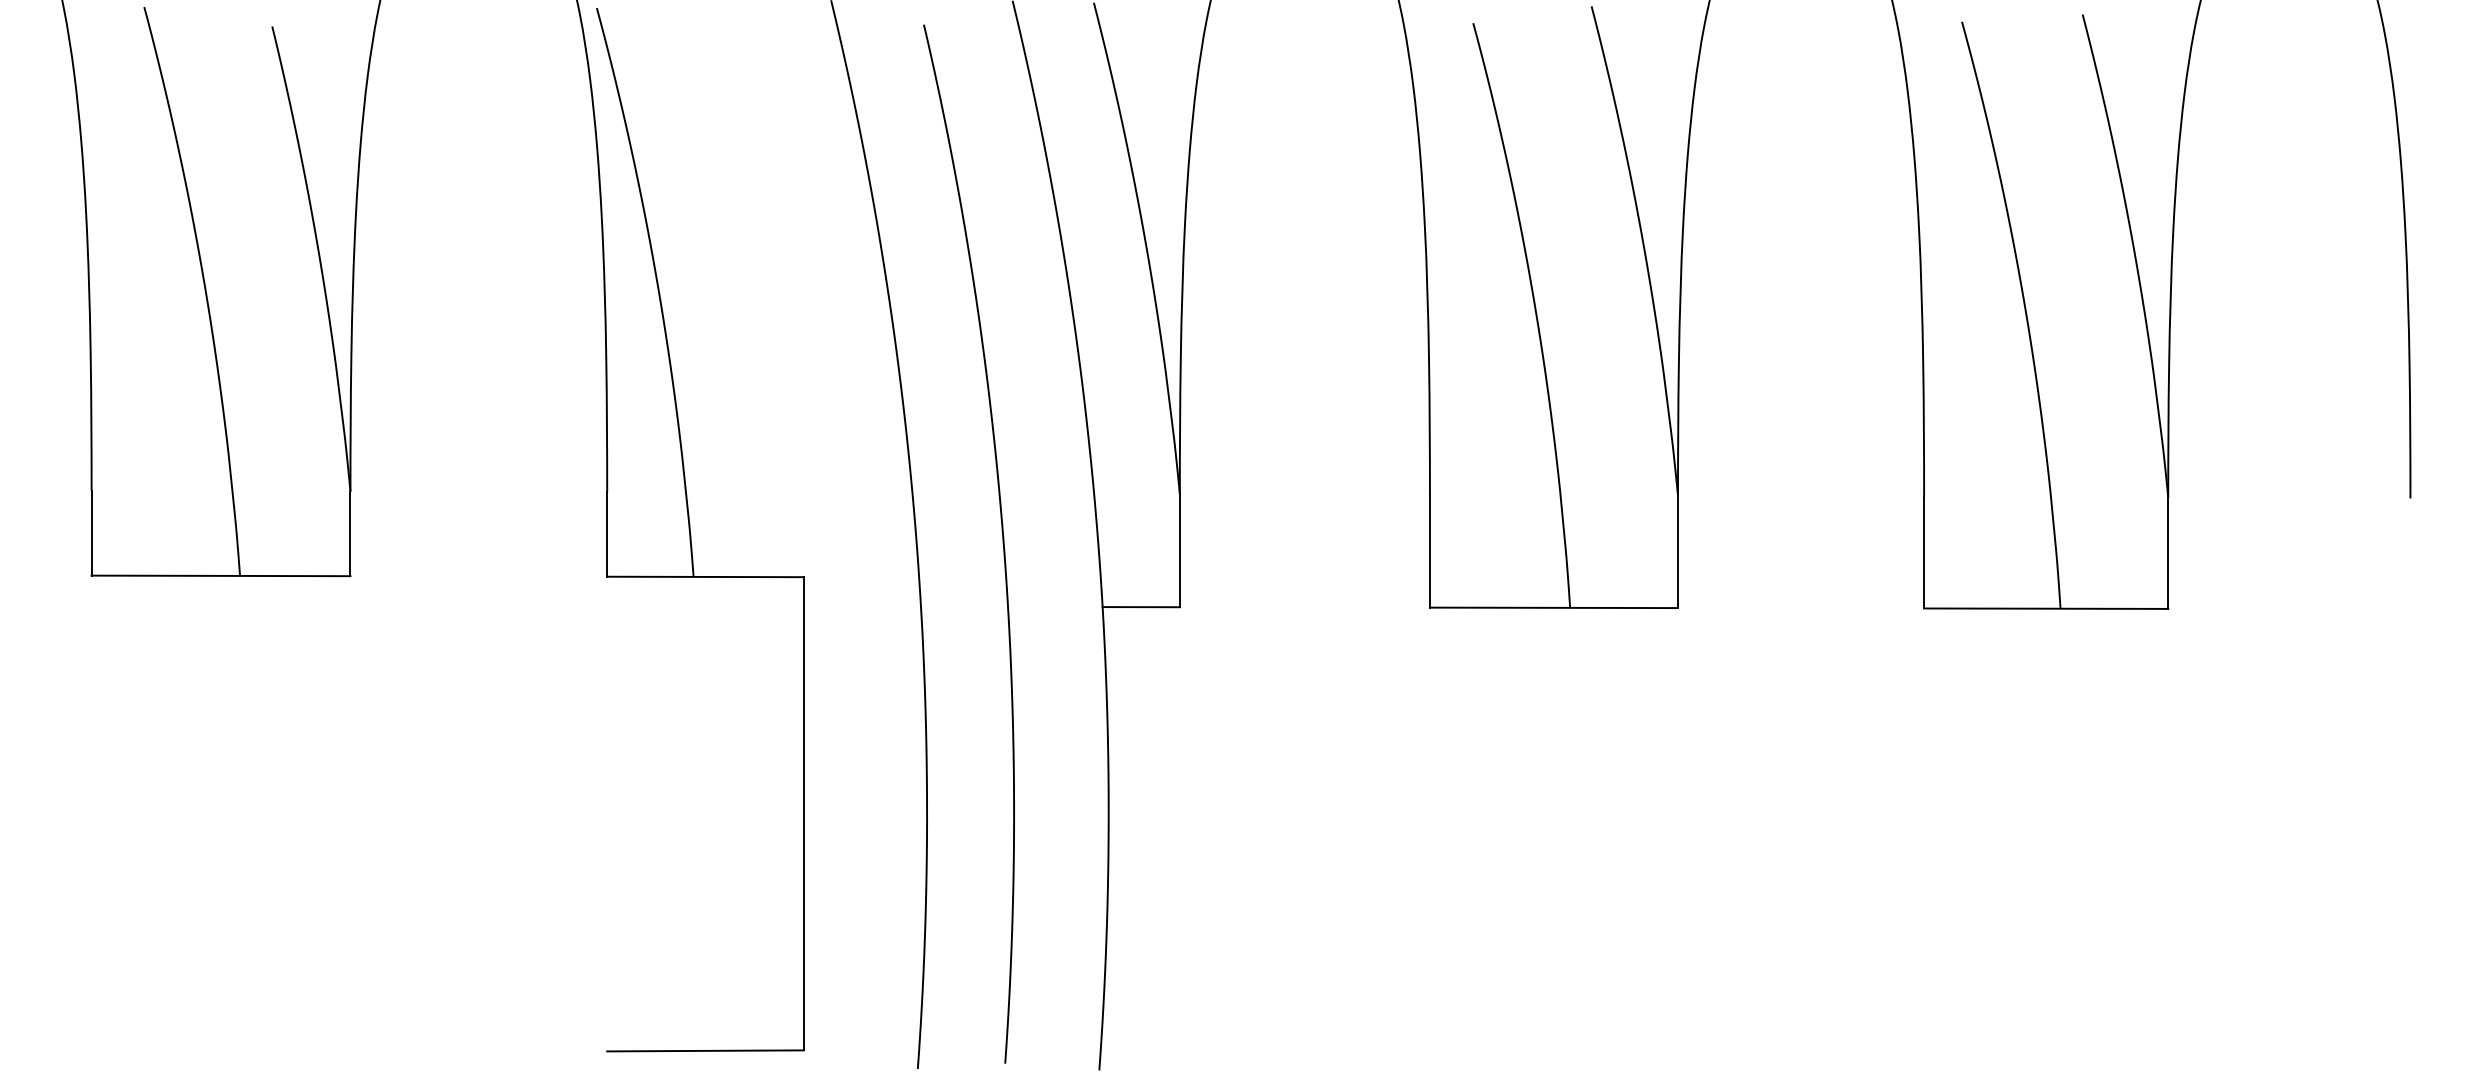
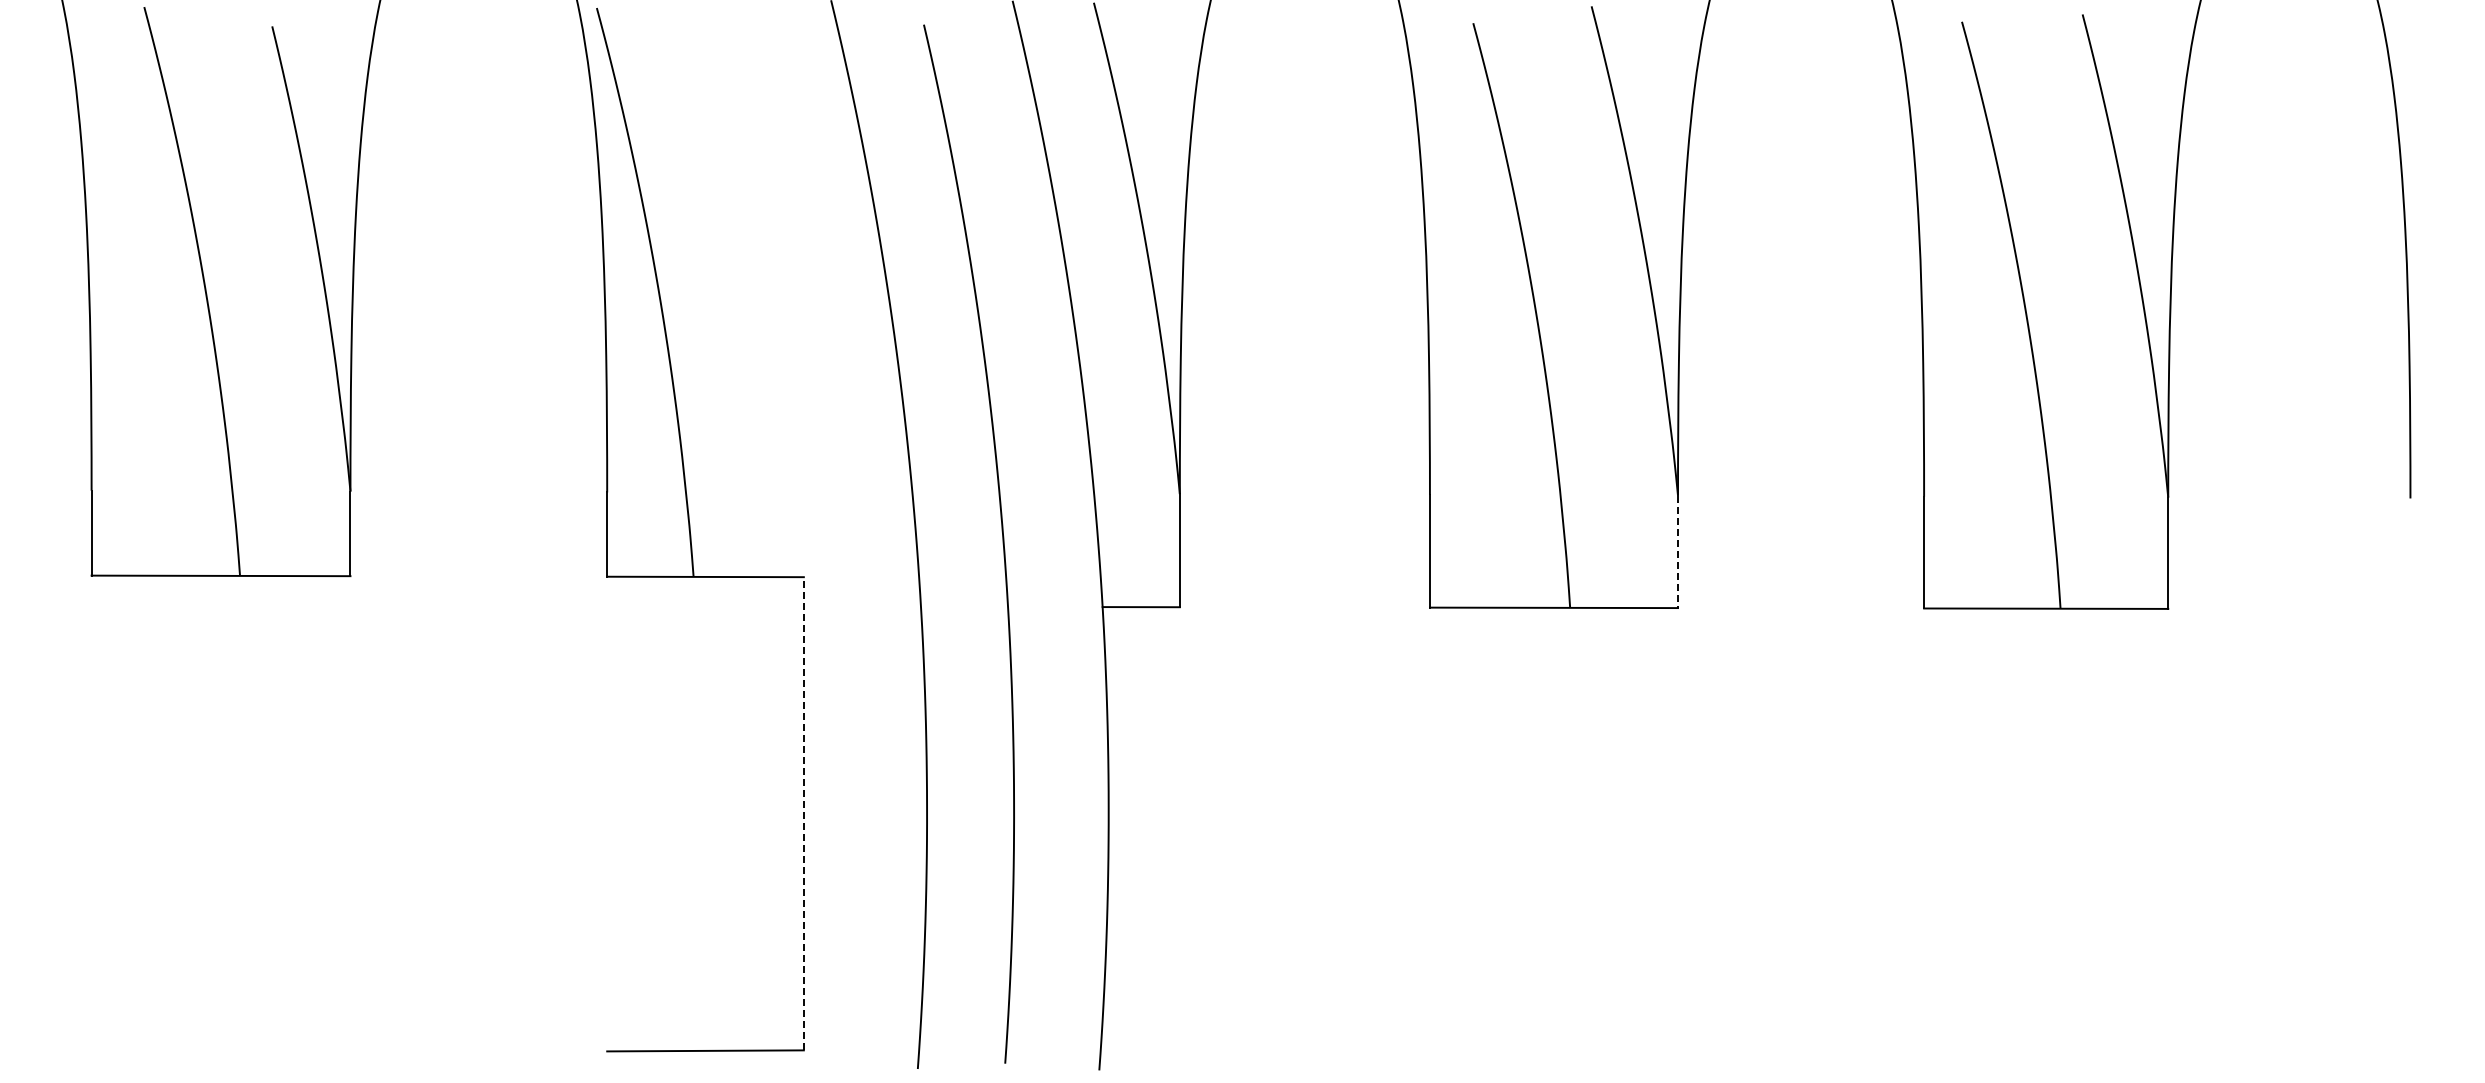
line: solid -> dashed (1678, 552)
line: solid -> dashed (803, 813)
